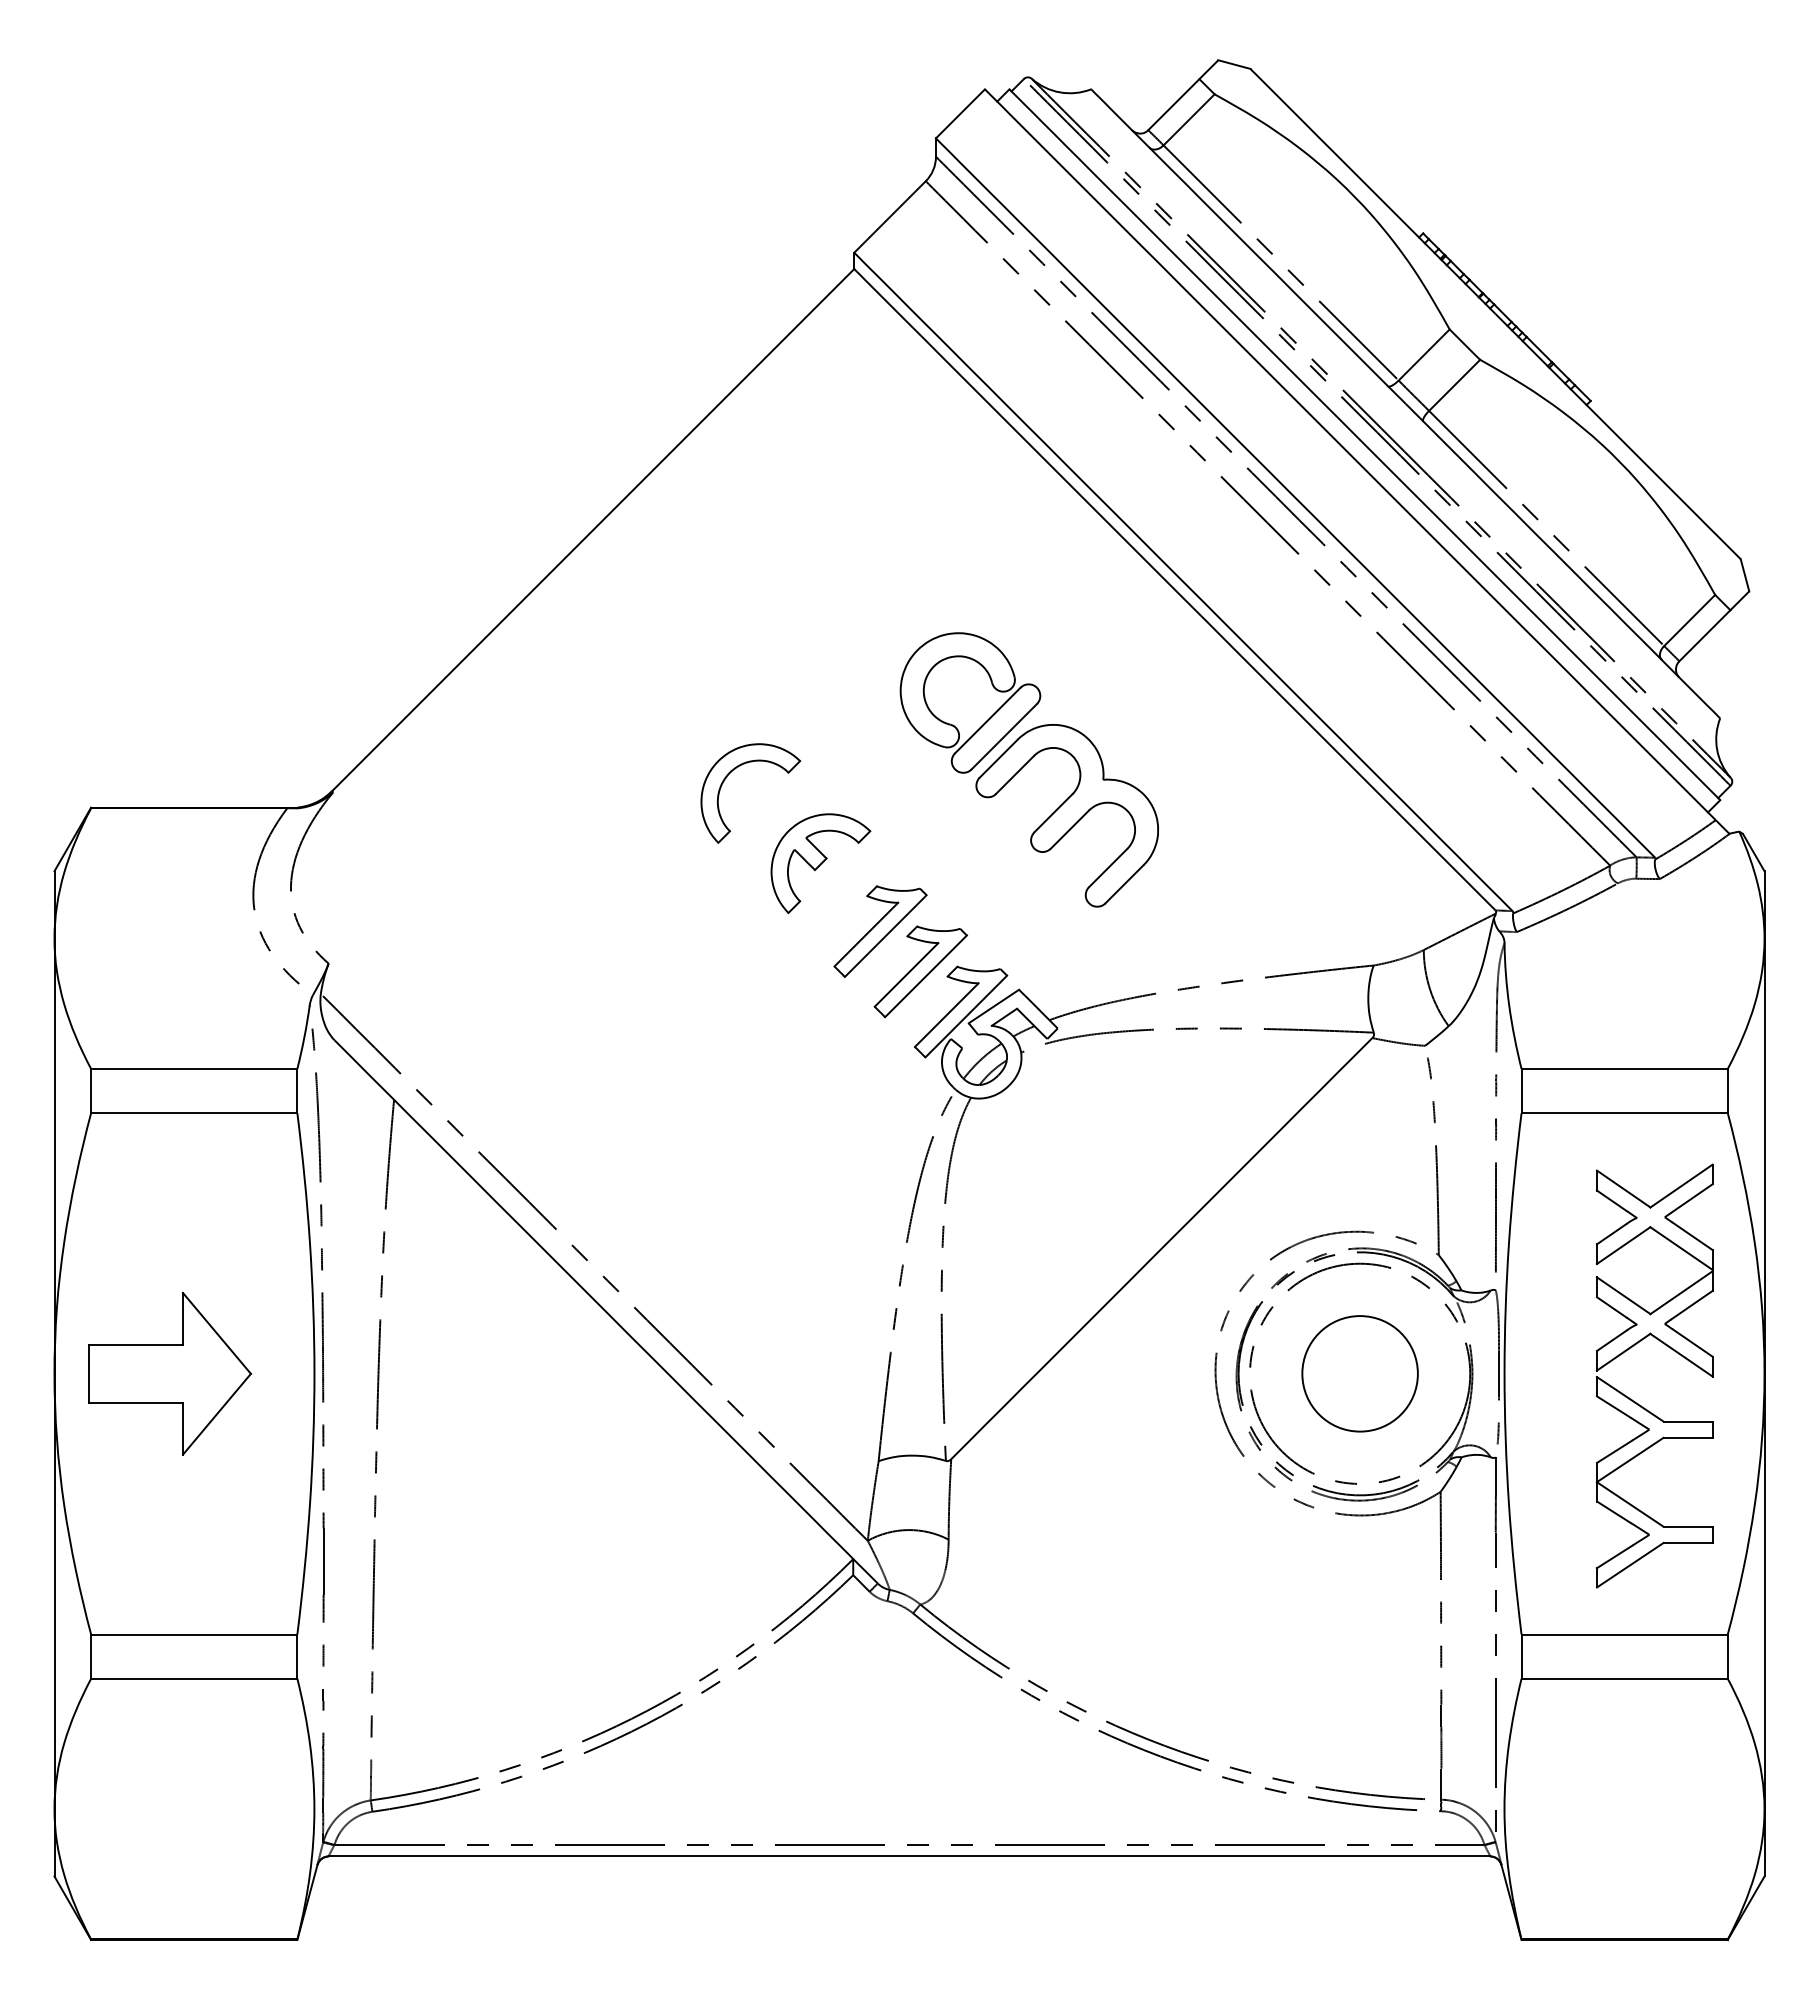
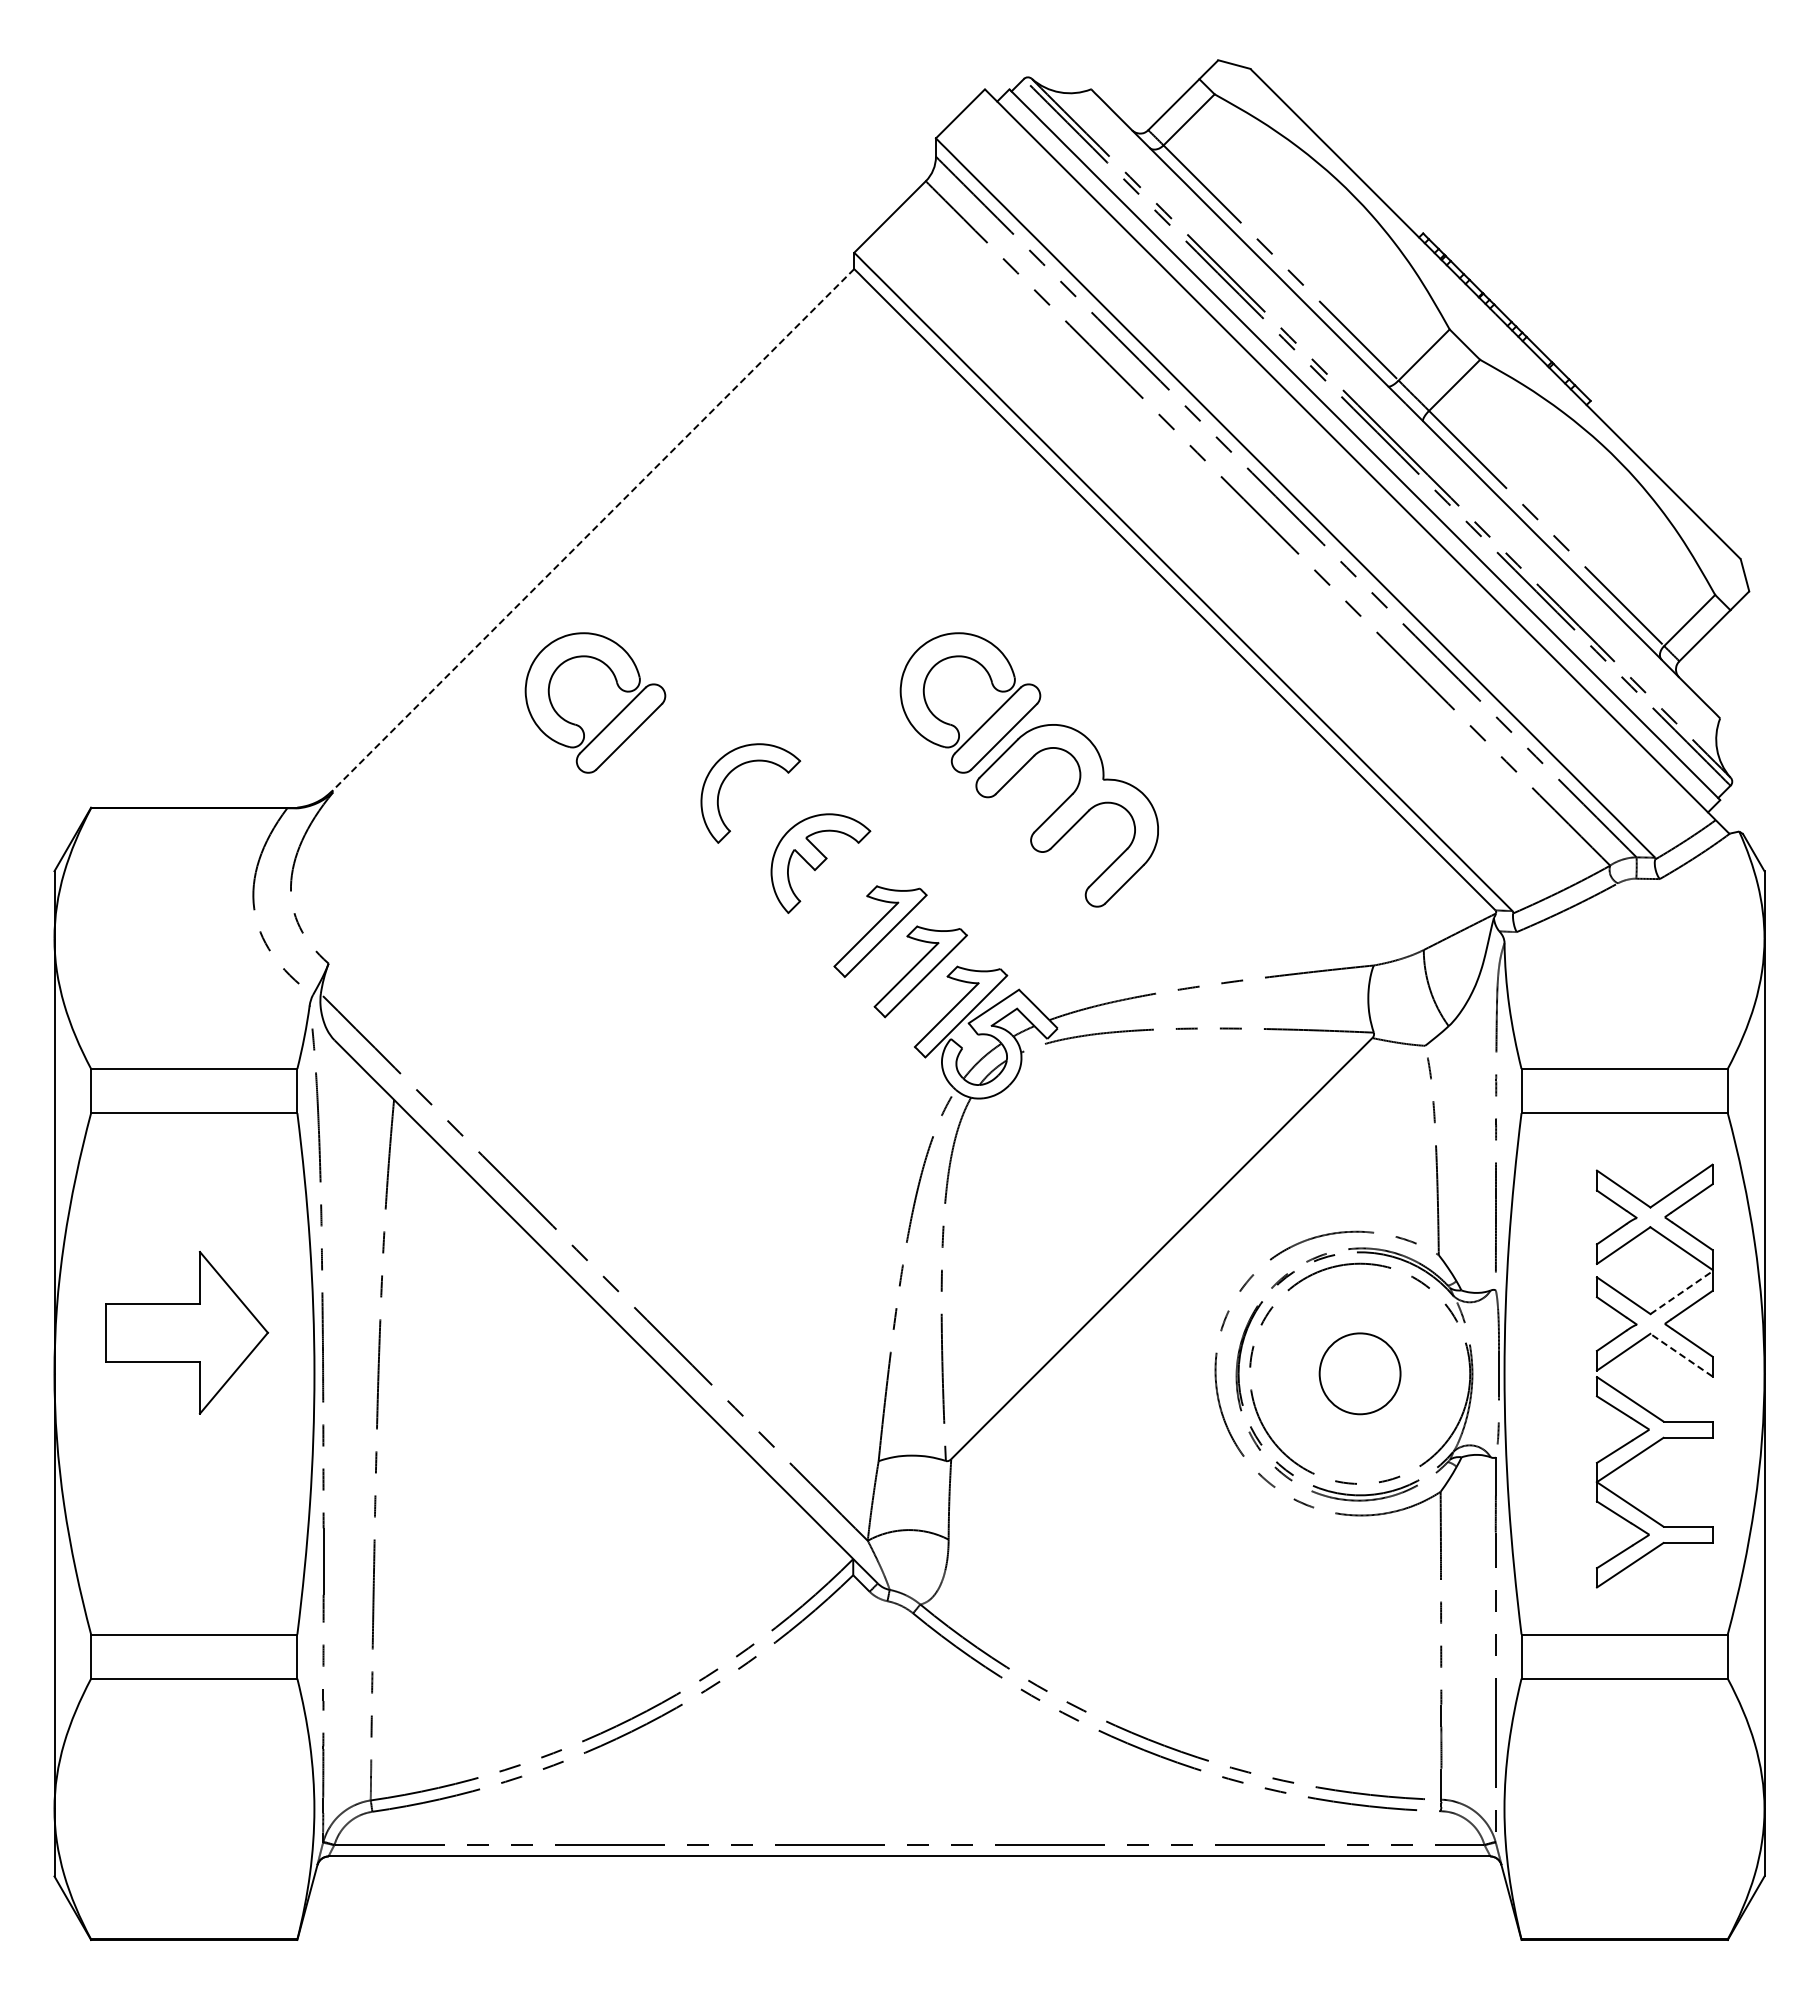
line: solid -> dashed (592, 530)
part: none -> present (612, 719)
line: solid -> dashed (1681, 1292)
line: solid -> dashed (1681, 1355)
part position: (170, 1373) -> (187, 1332) (187, 1332)
circle diameter: 116 px -> 81 px (1359, 1373)
